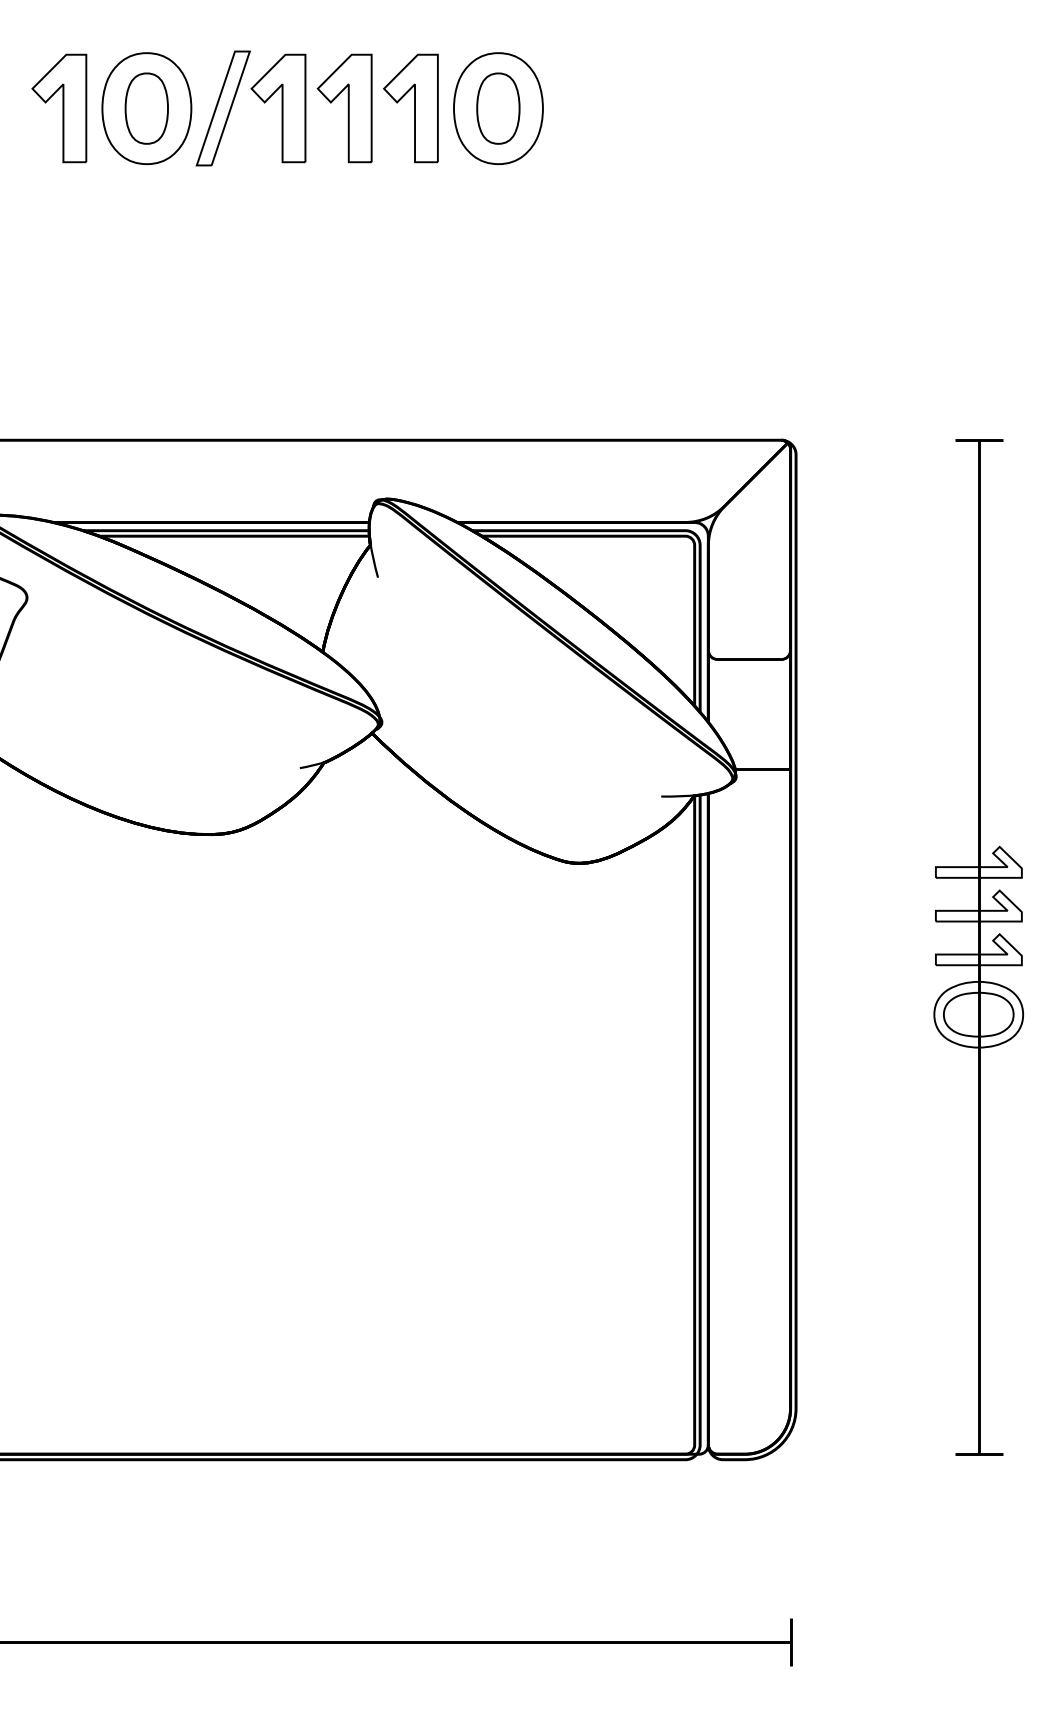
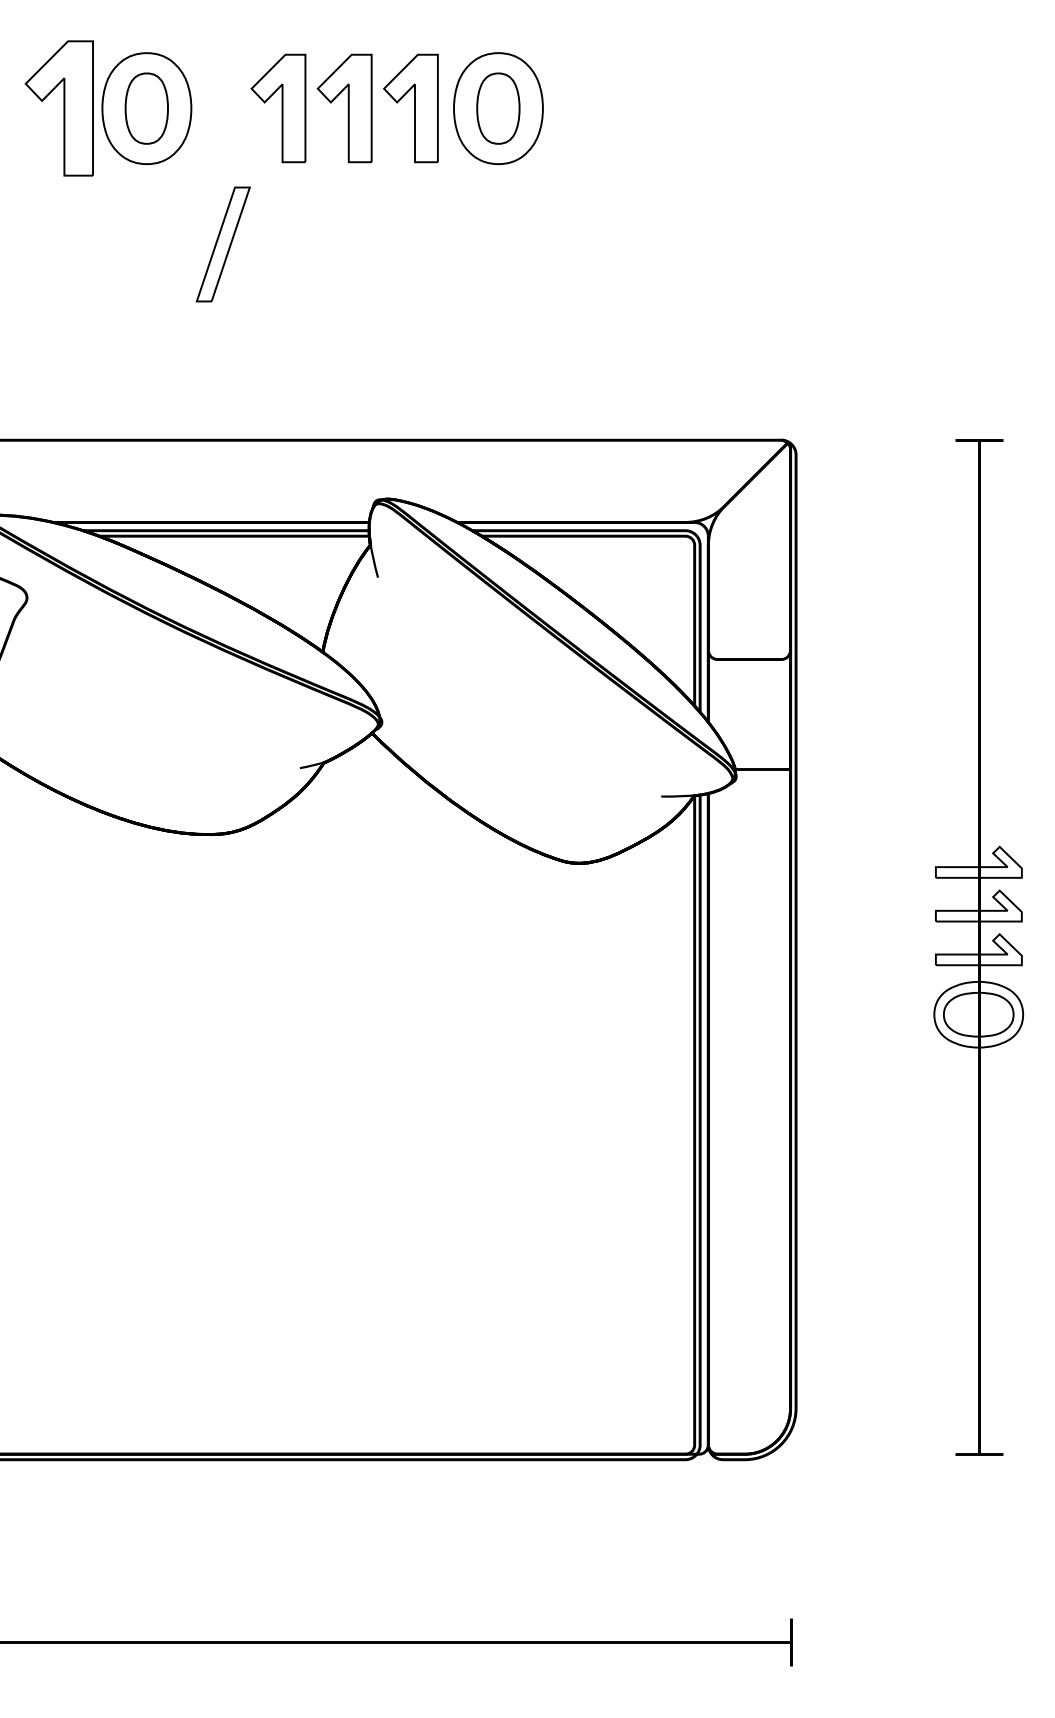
part size: 57x111 px -> 70x137 px (58, 108)
part position: (222, 108) -> (222, 244) (222, 244)
